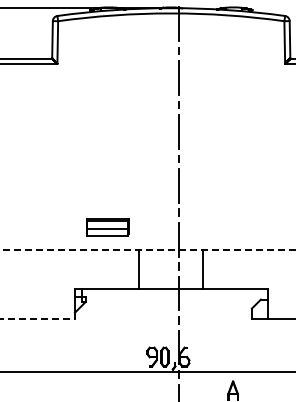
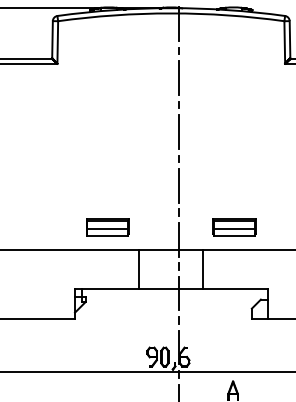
part: none -> present (234, 227)
line: dashed -> solid (148, 250)
line: dashed -> solid (38, 318)
